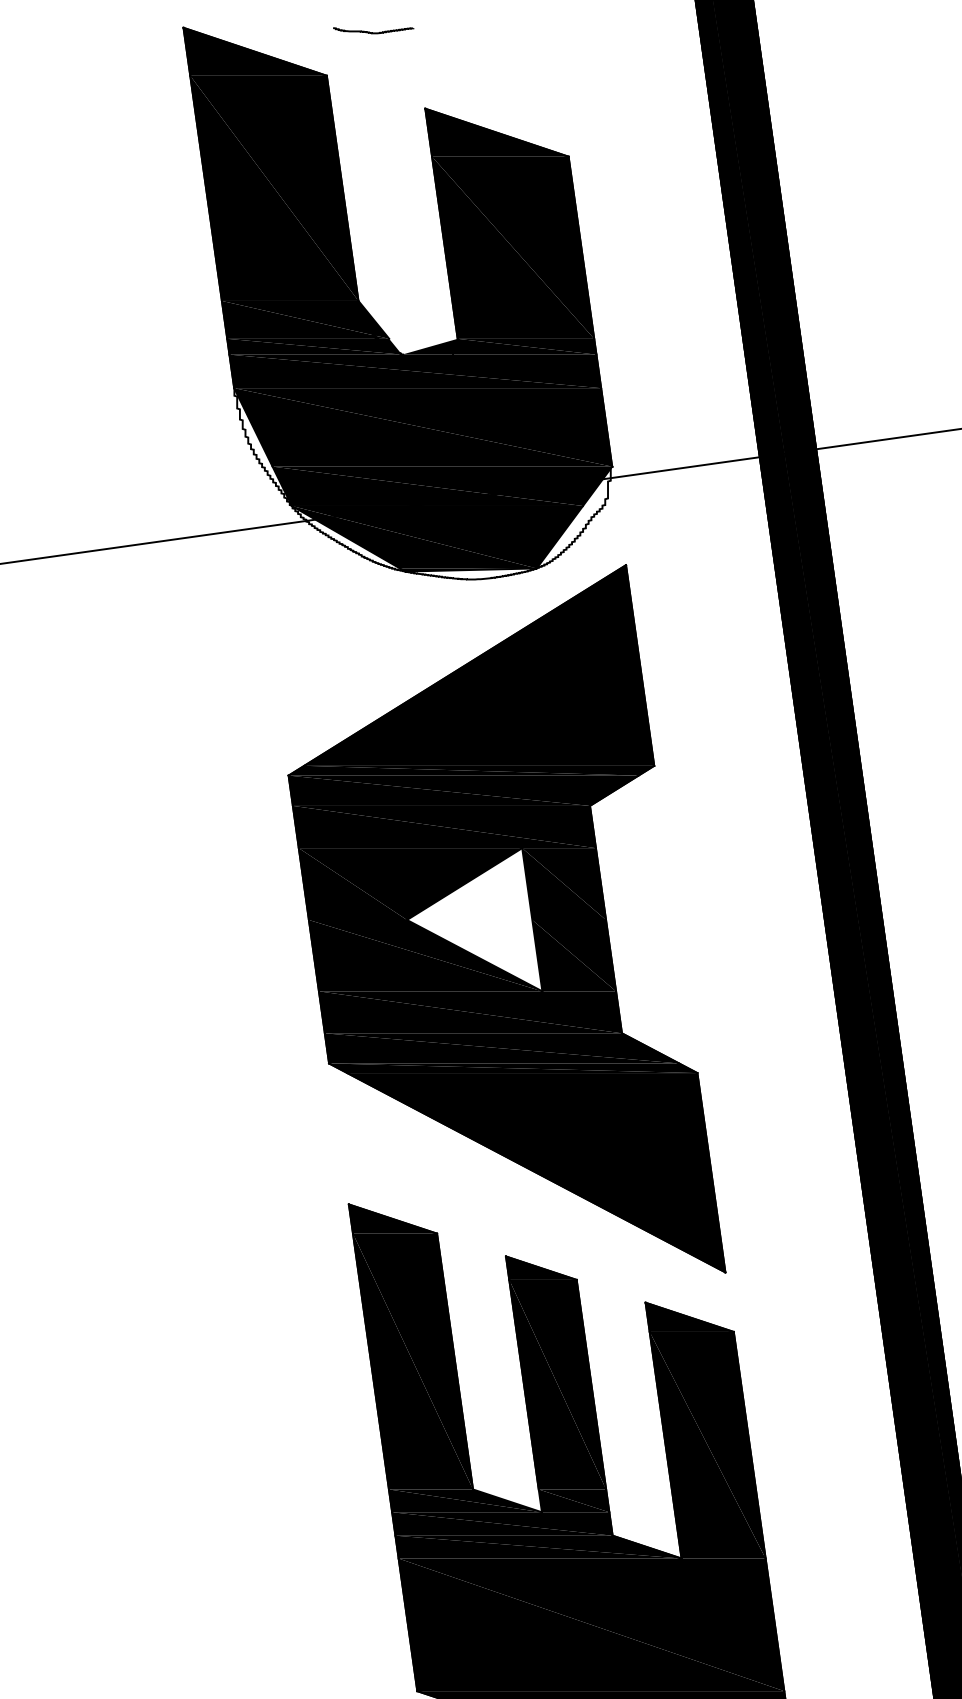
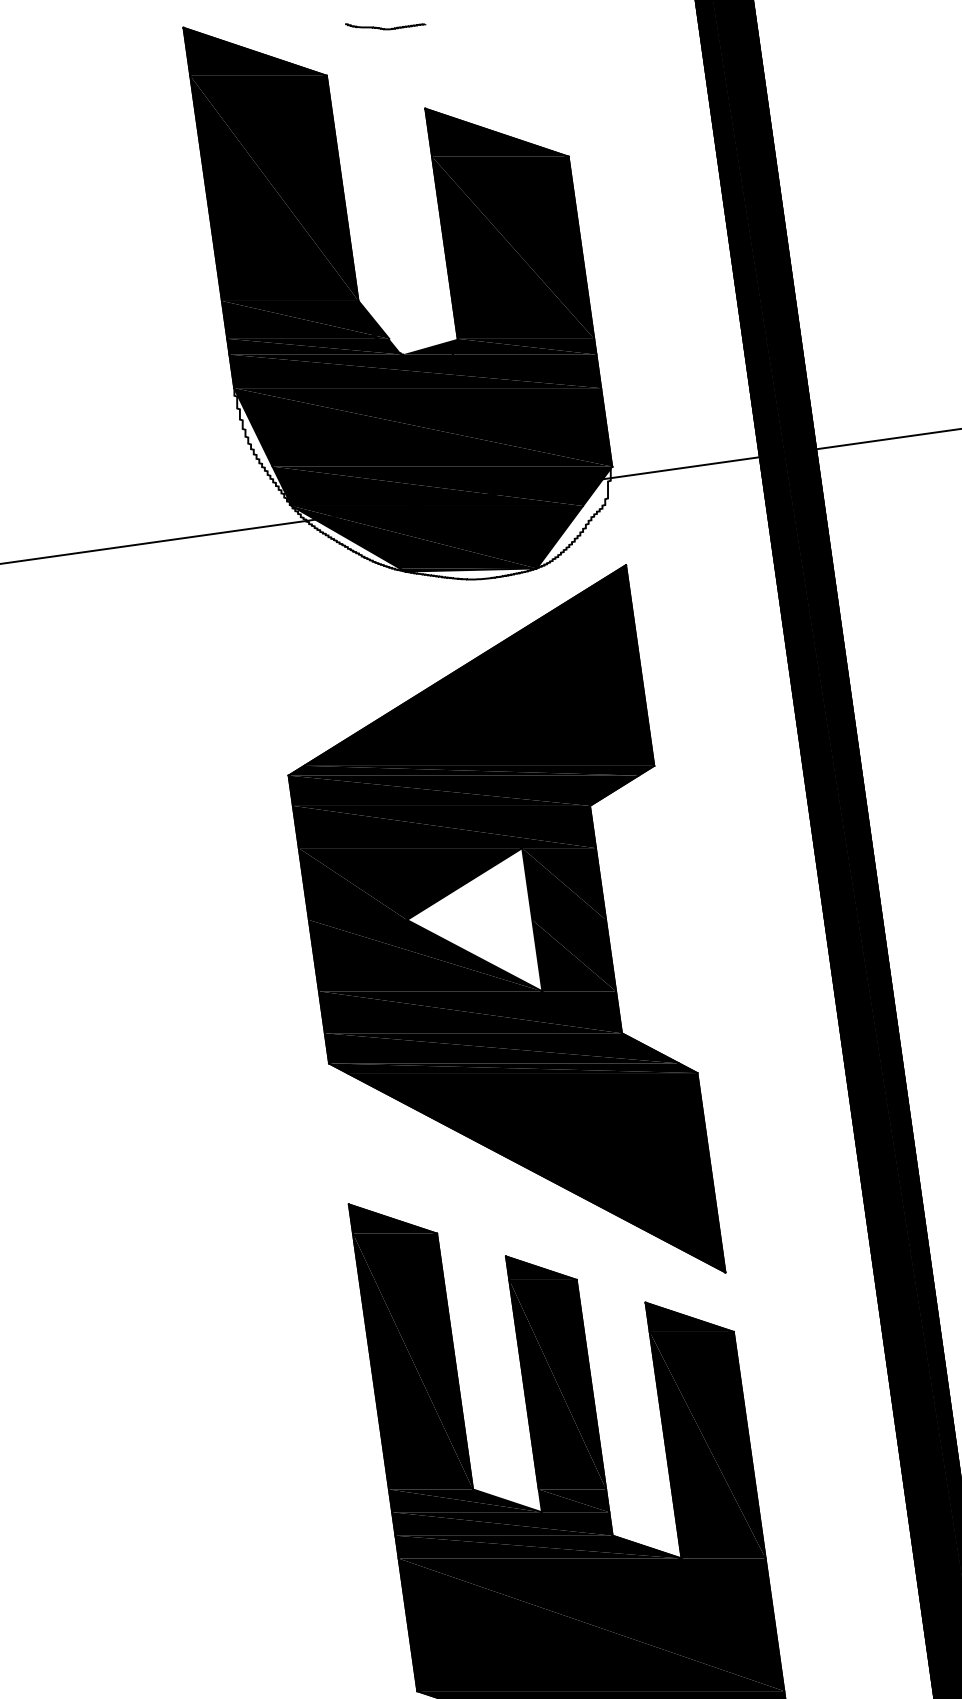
curve position: (373, 32) -> (385, 28) (385, 28)
